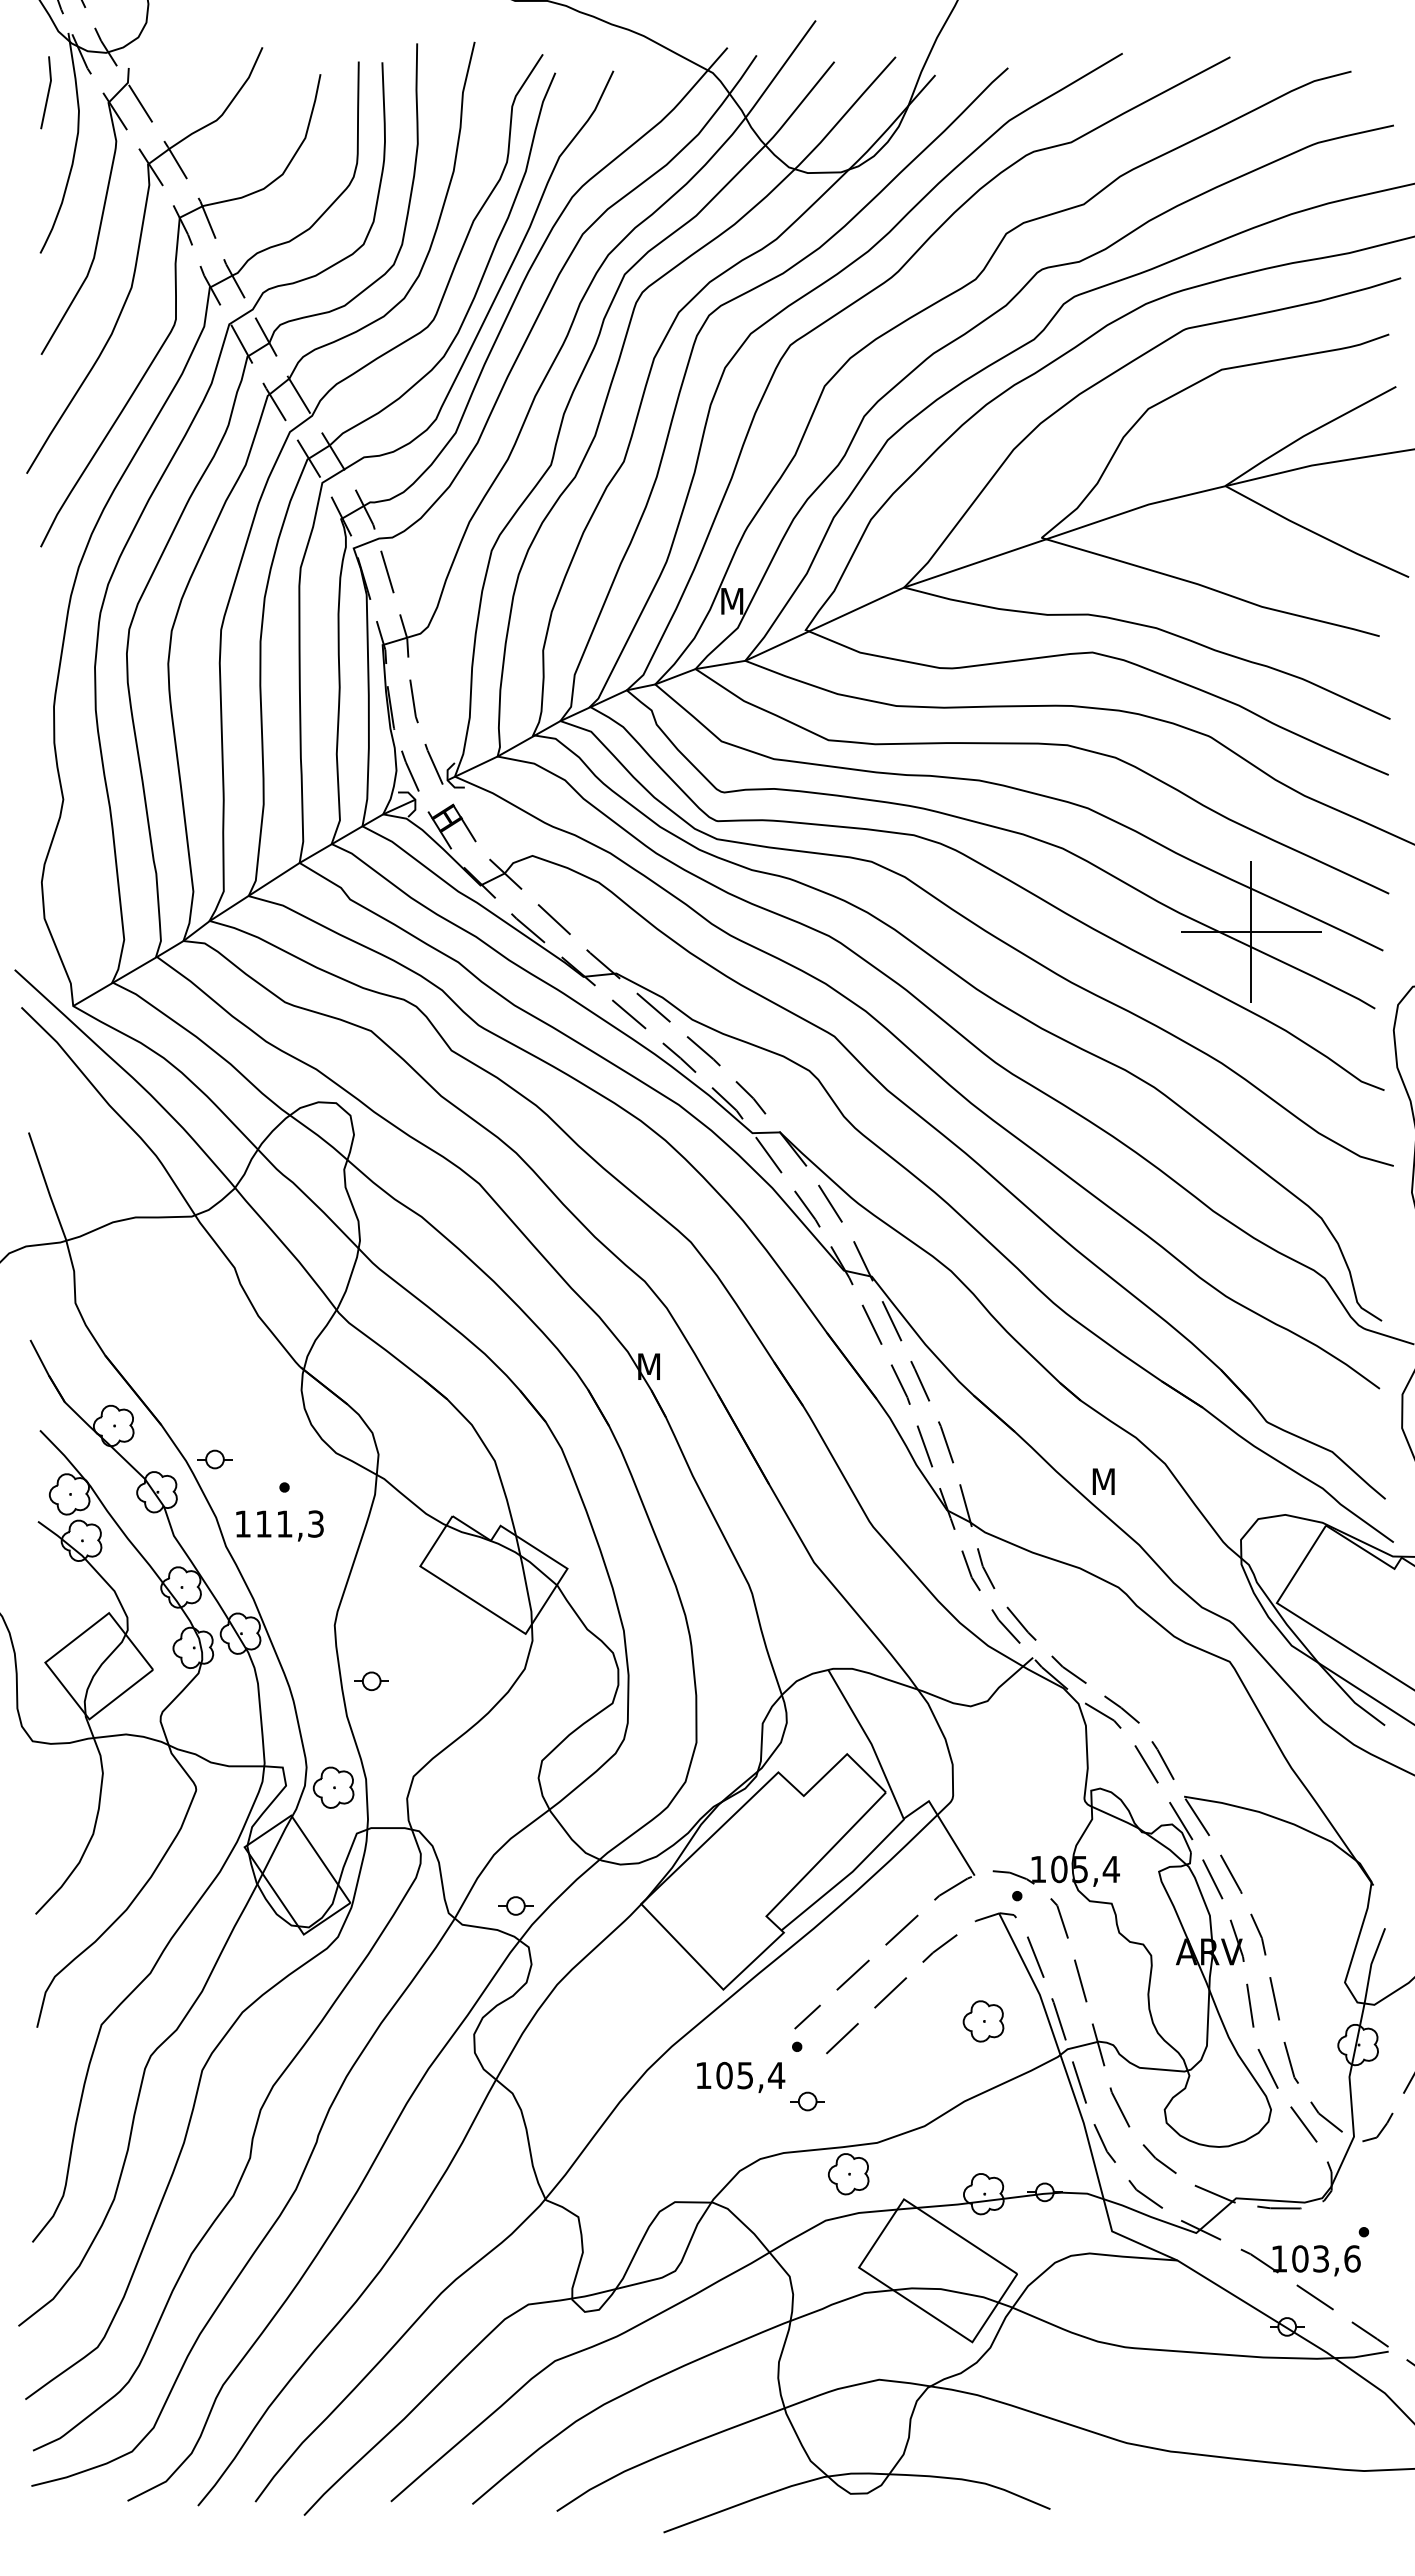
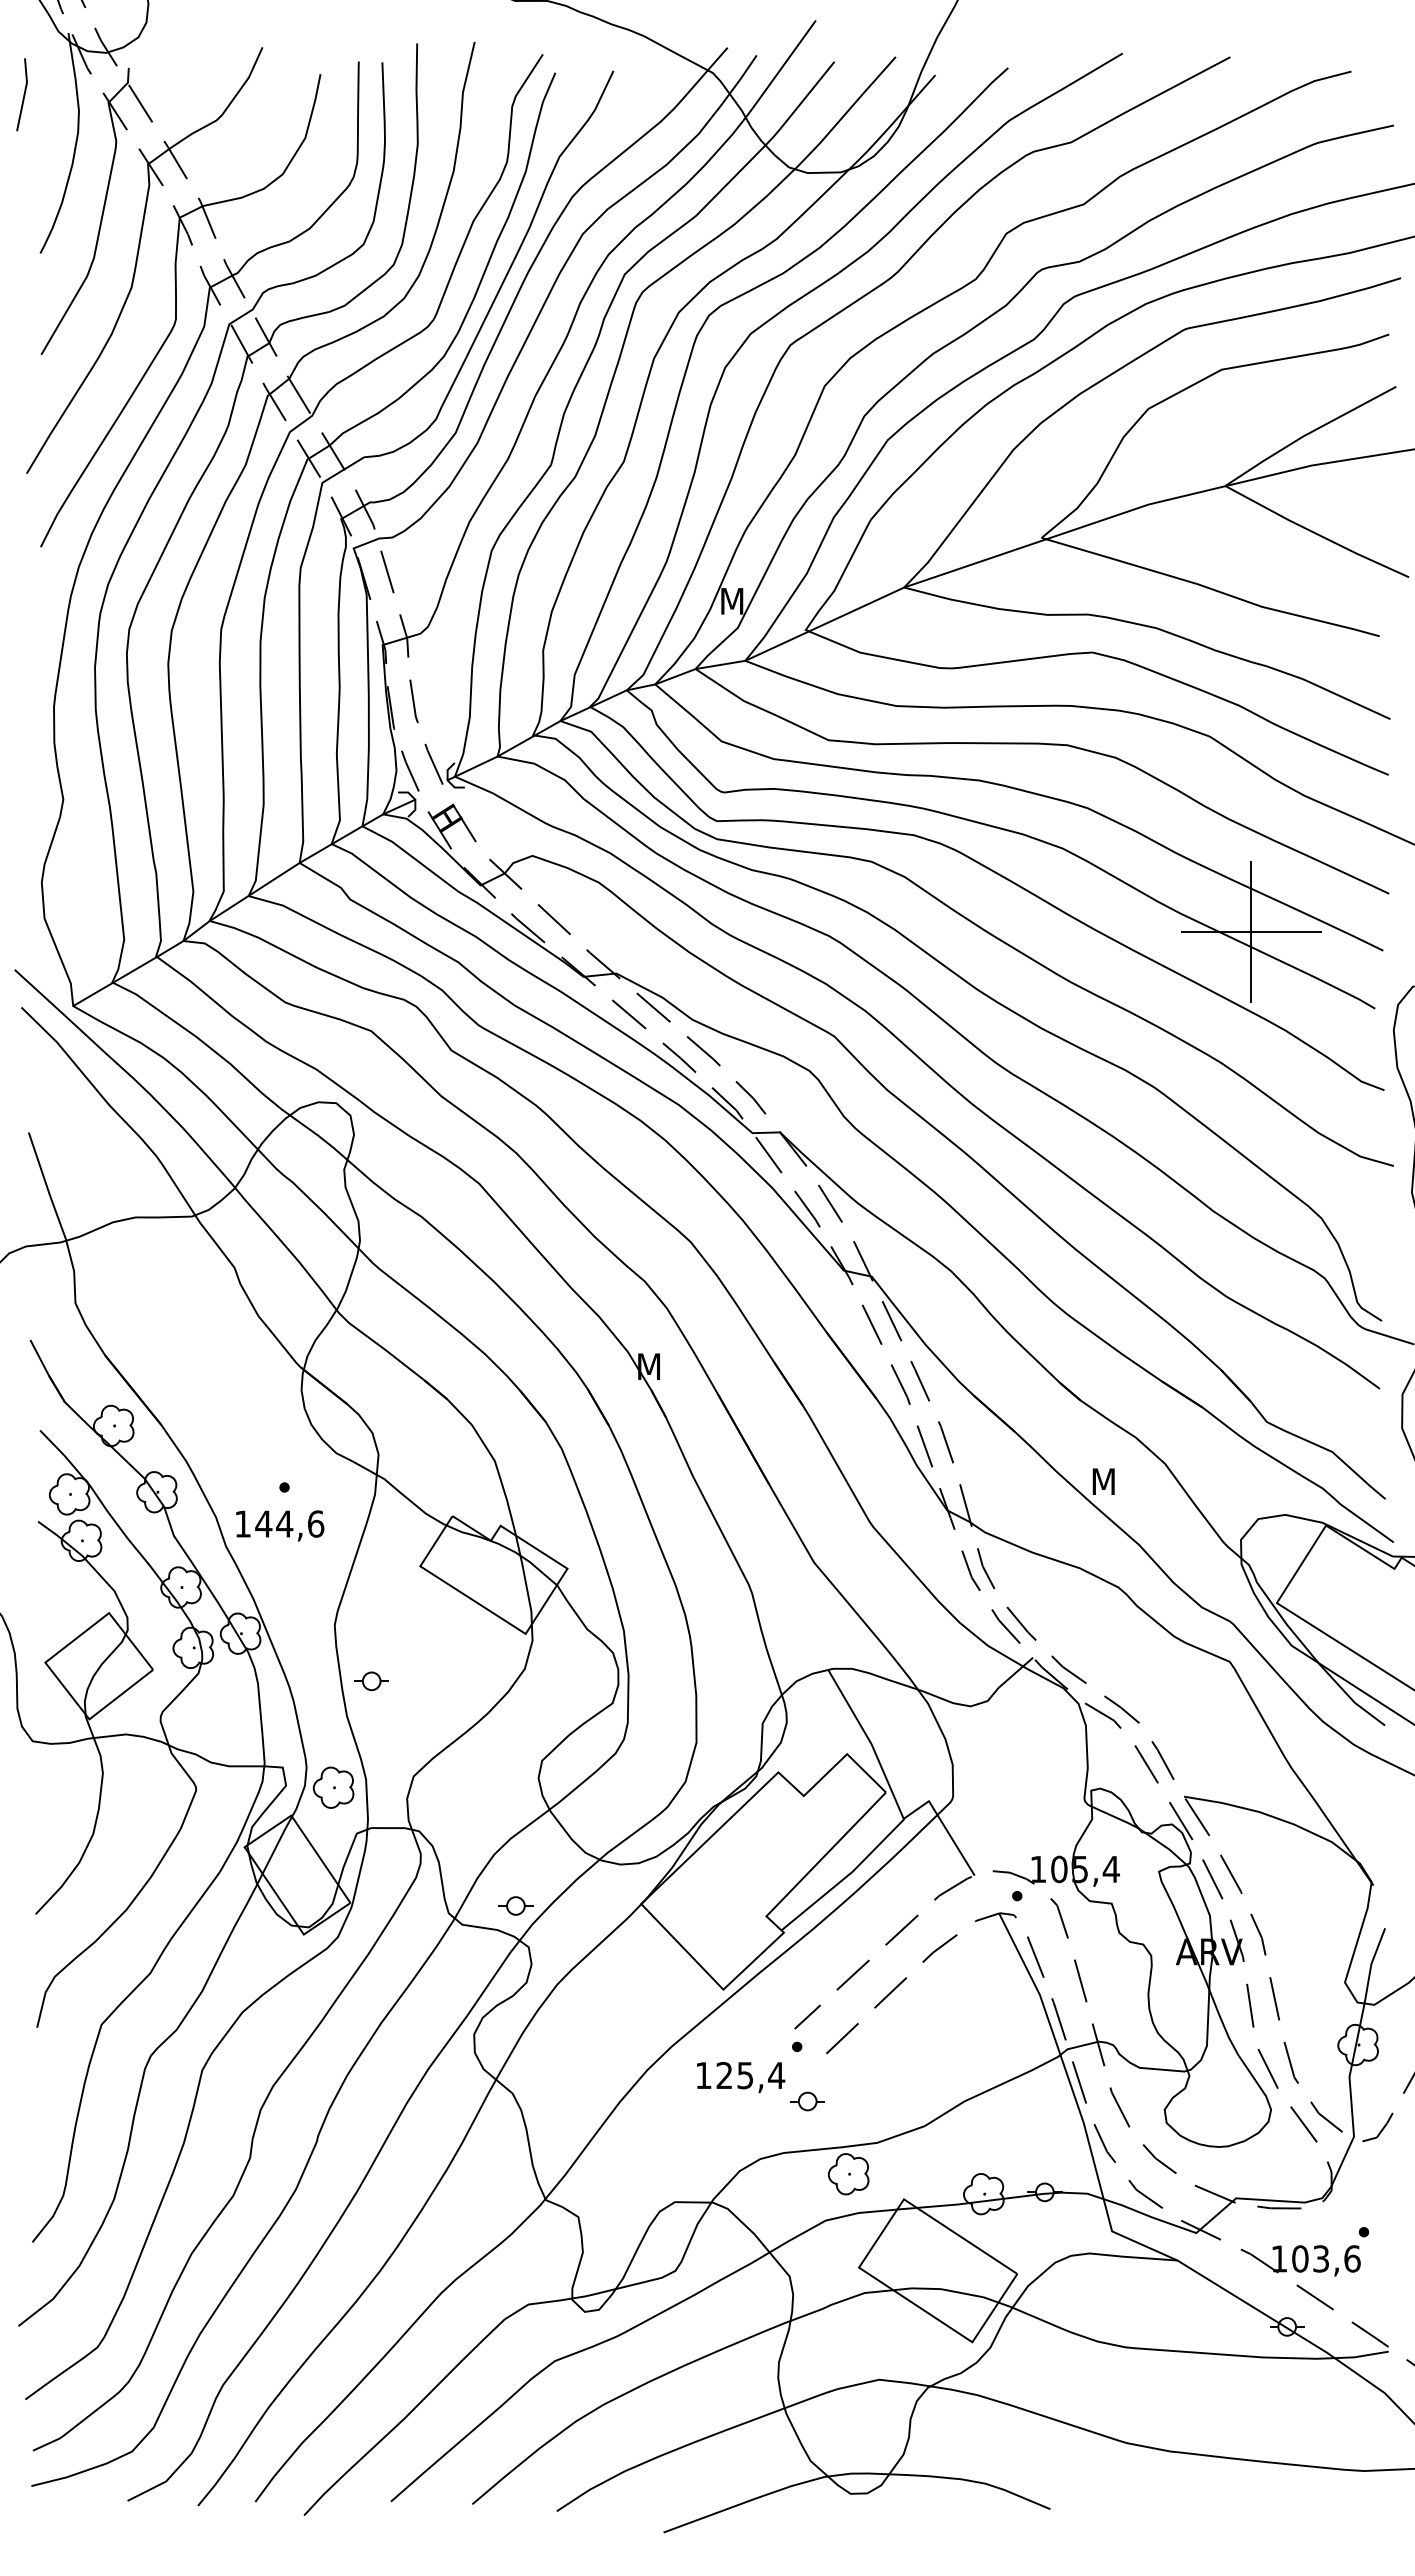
line position: (47, 92) -> (23, 94) (23, 94)
part: present -> none (214, 1459)
text: 111,3 -> 144,6 (289, 1523)
part: present -> none (983, 2021)
text: 105,4 -> 125,4 (724, 2075)
